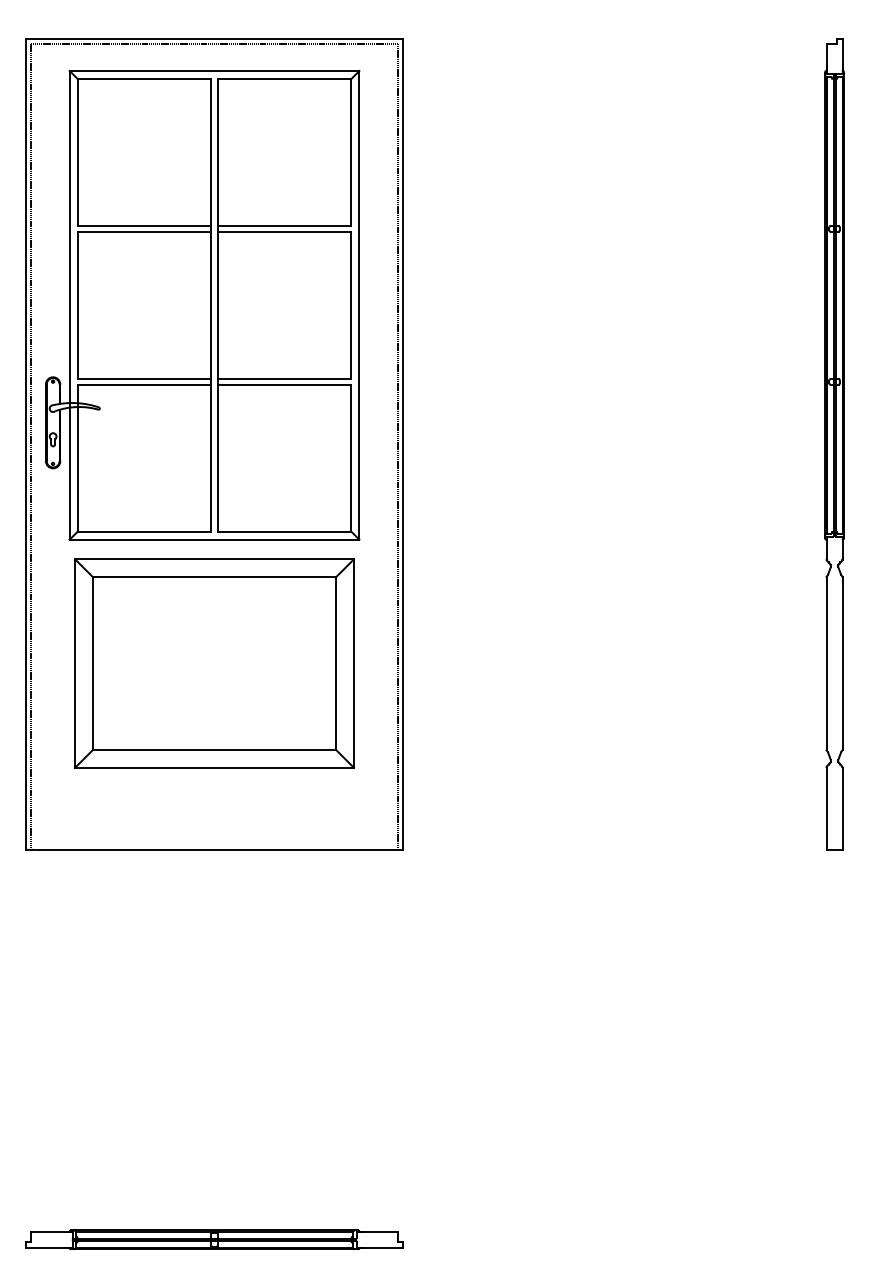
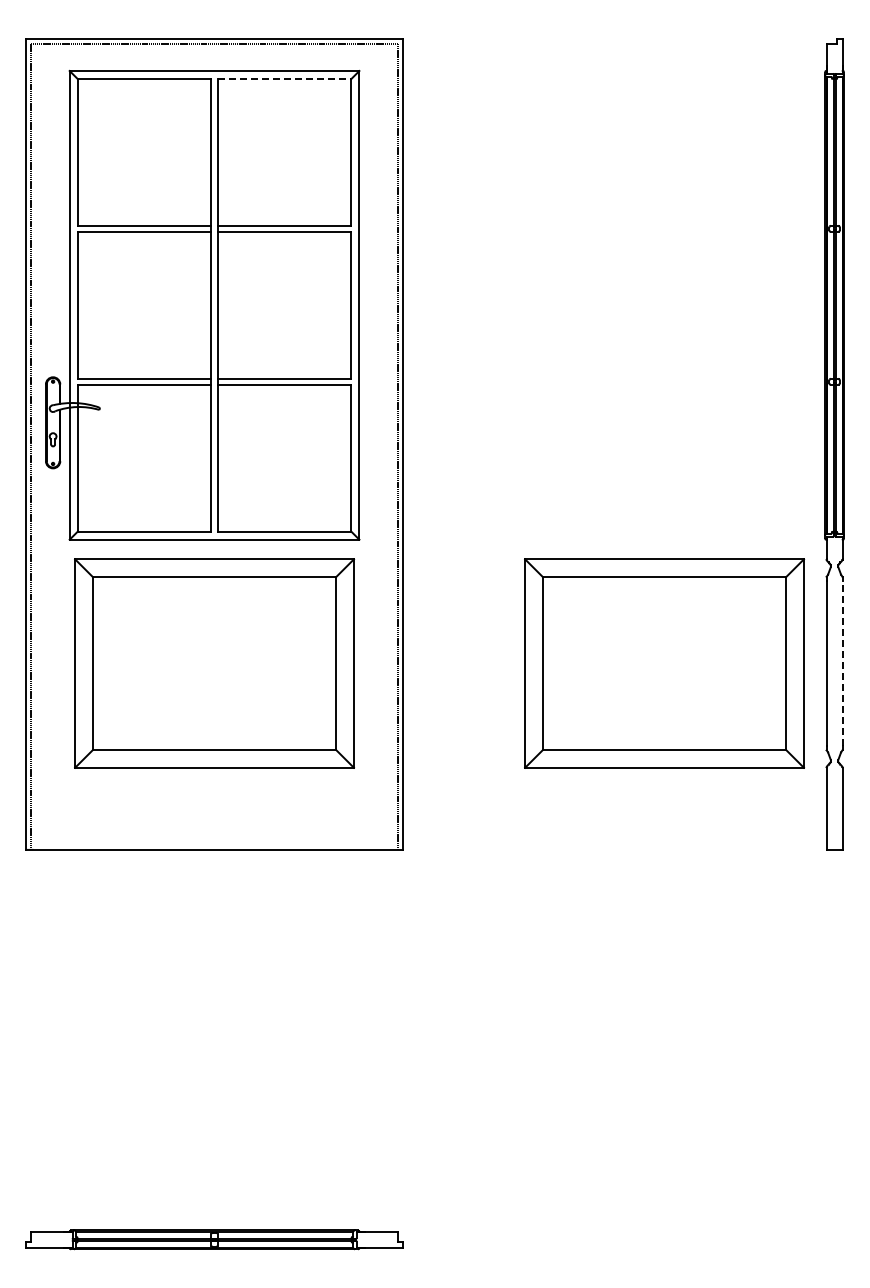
line: solid -> dashed (284, 78)
part: none -> present (664, 663)
line: solid -> dashed (842, 663)
